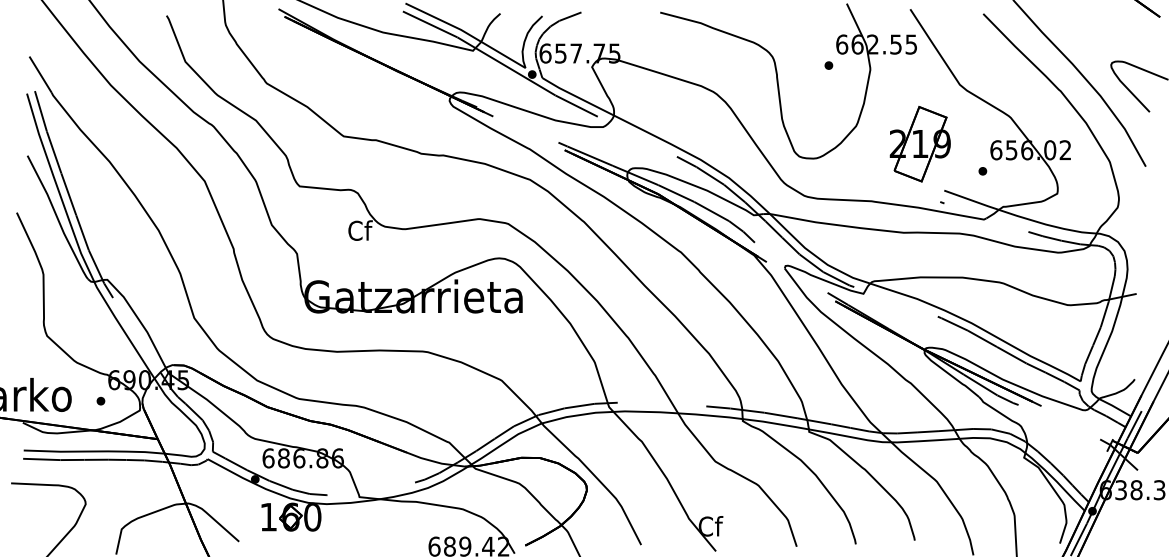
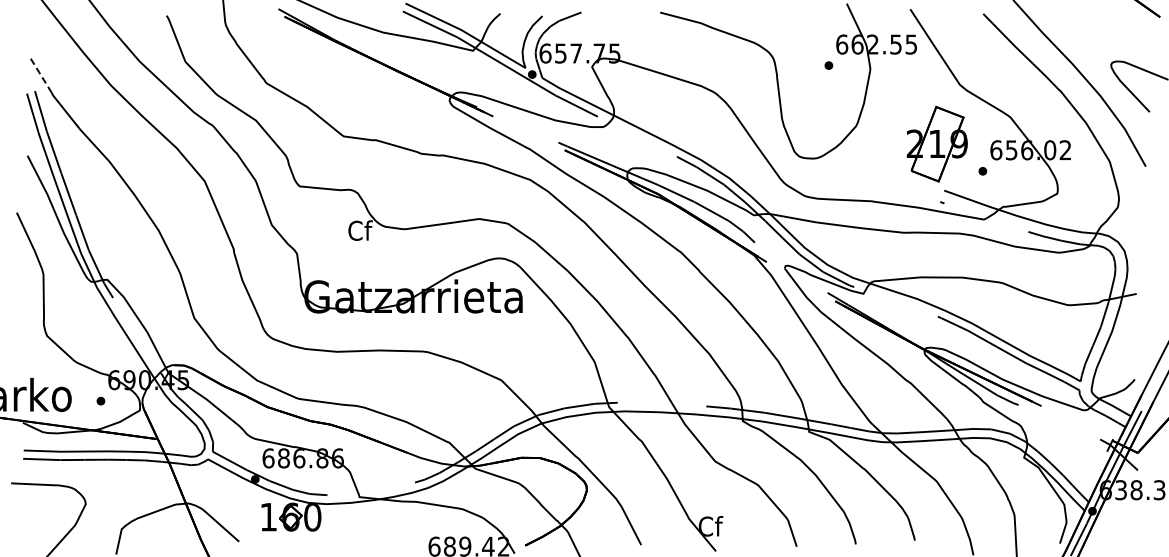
line: solid -> dashed (40, 74)
part position: (919, 144) -> (936, 144) (936, 144)
